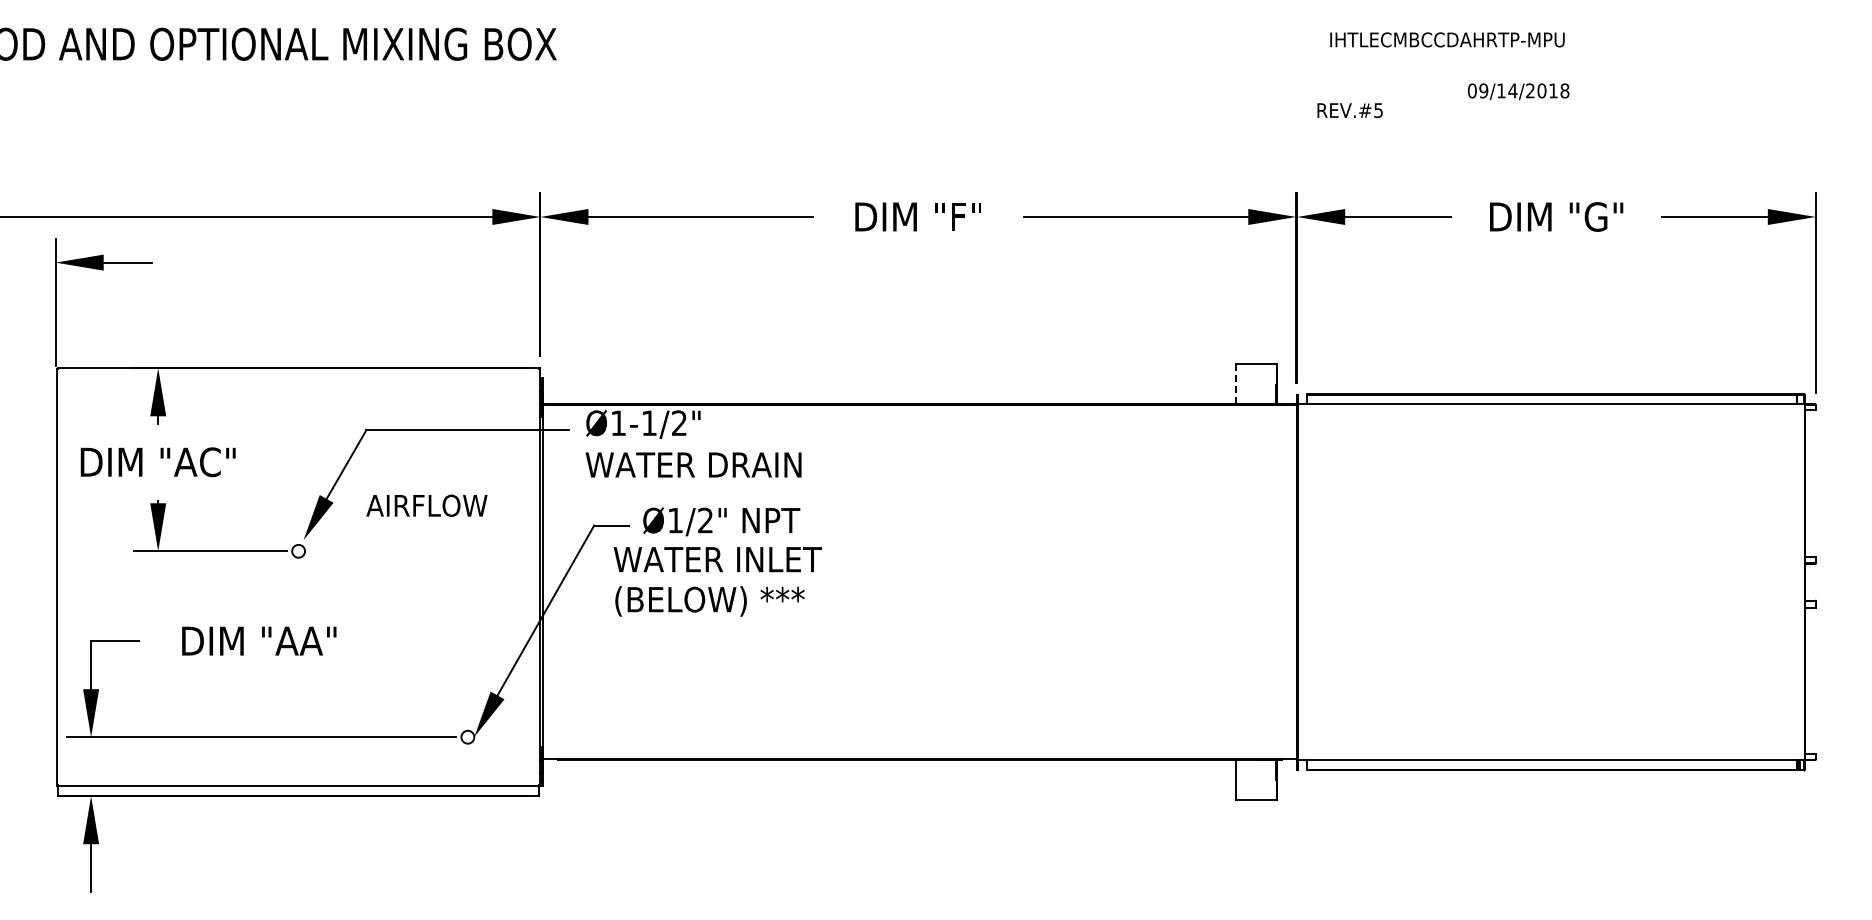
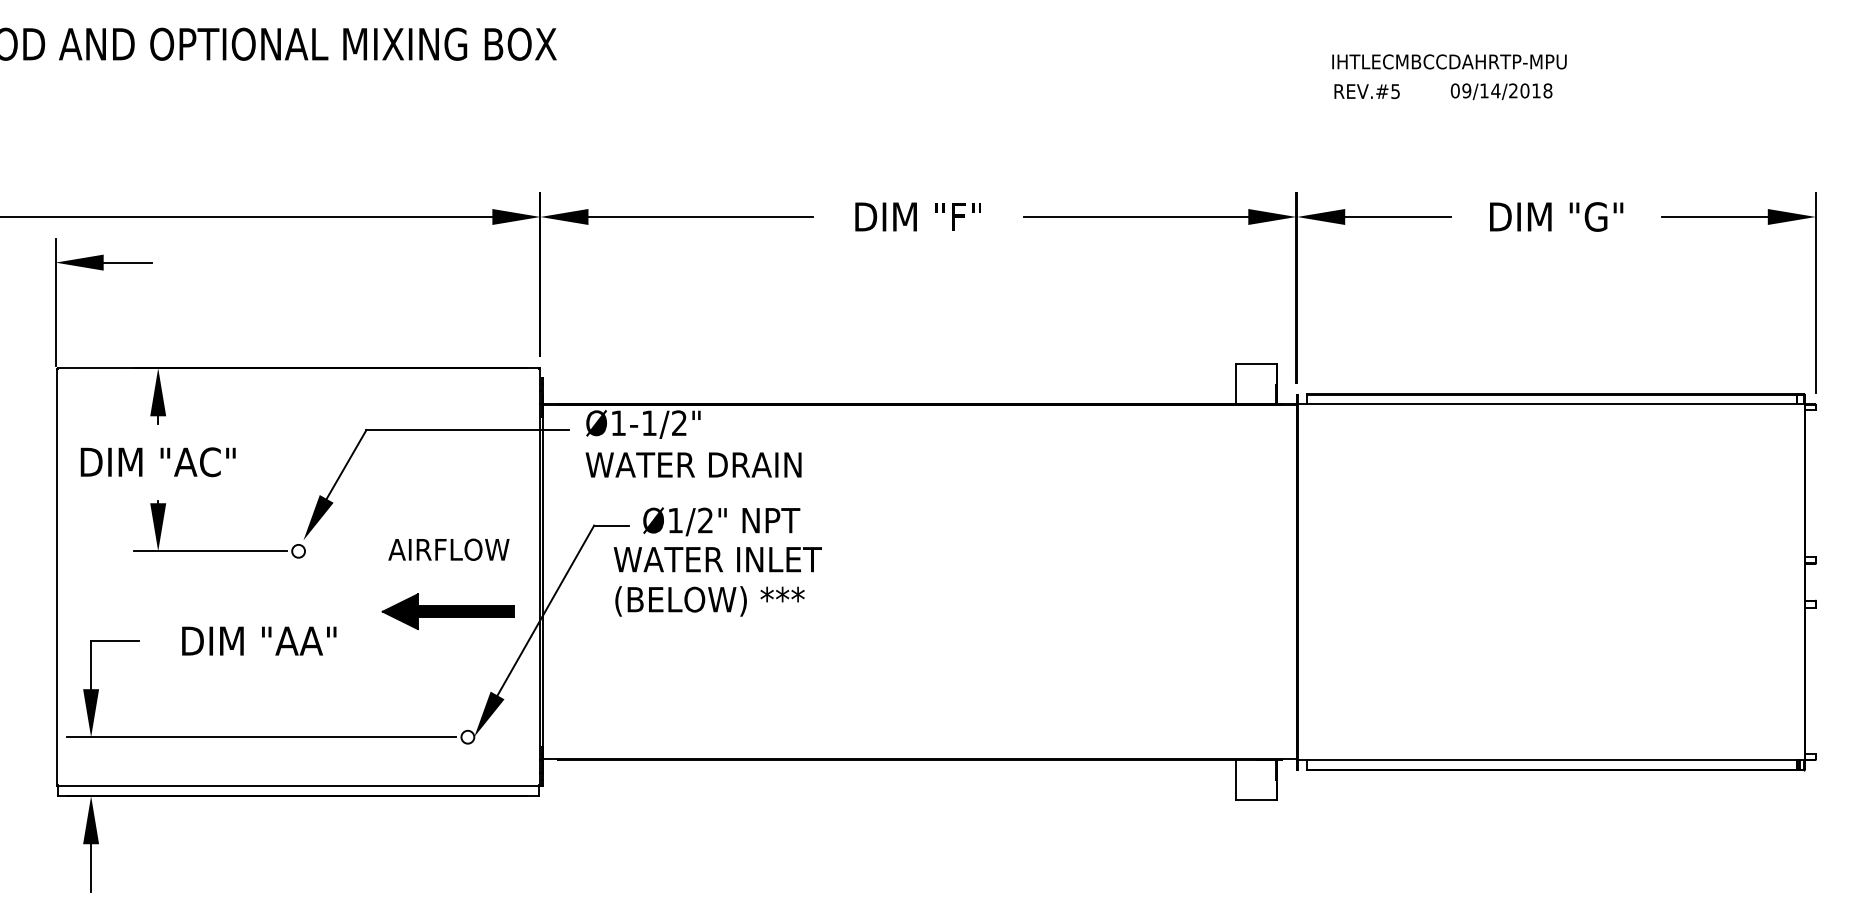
text position: (1447, 39) -> (1449, 61) (1449, 61)
text position: (1518, 91) -> (1501, 91) (1501, 91)
text position: (1349, 110) -> (1366, 91) (1366, 91)
line: dashed -> solid (1235, 383)
text position: (426, 505) -> (448, 549) (448, 549)
part: none -> present (447, 611)
